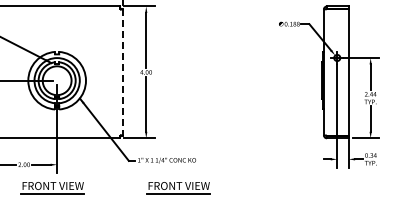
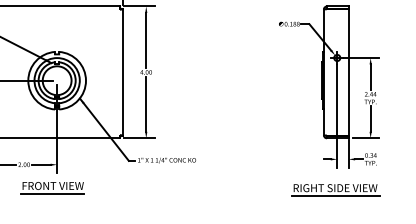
line: dashed -> solid (123, 72)
part: present -> none (178, 188)
part: none -> present (335, 190)
